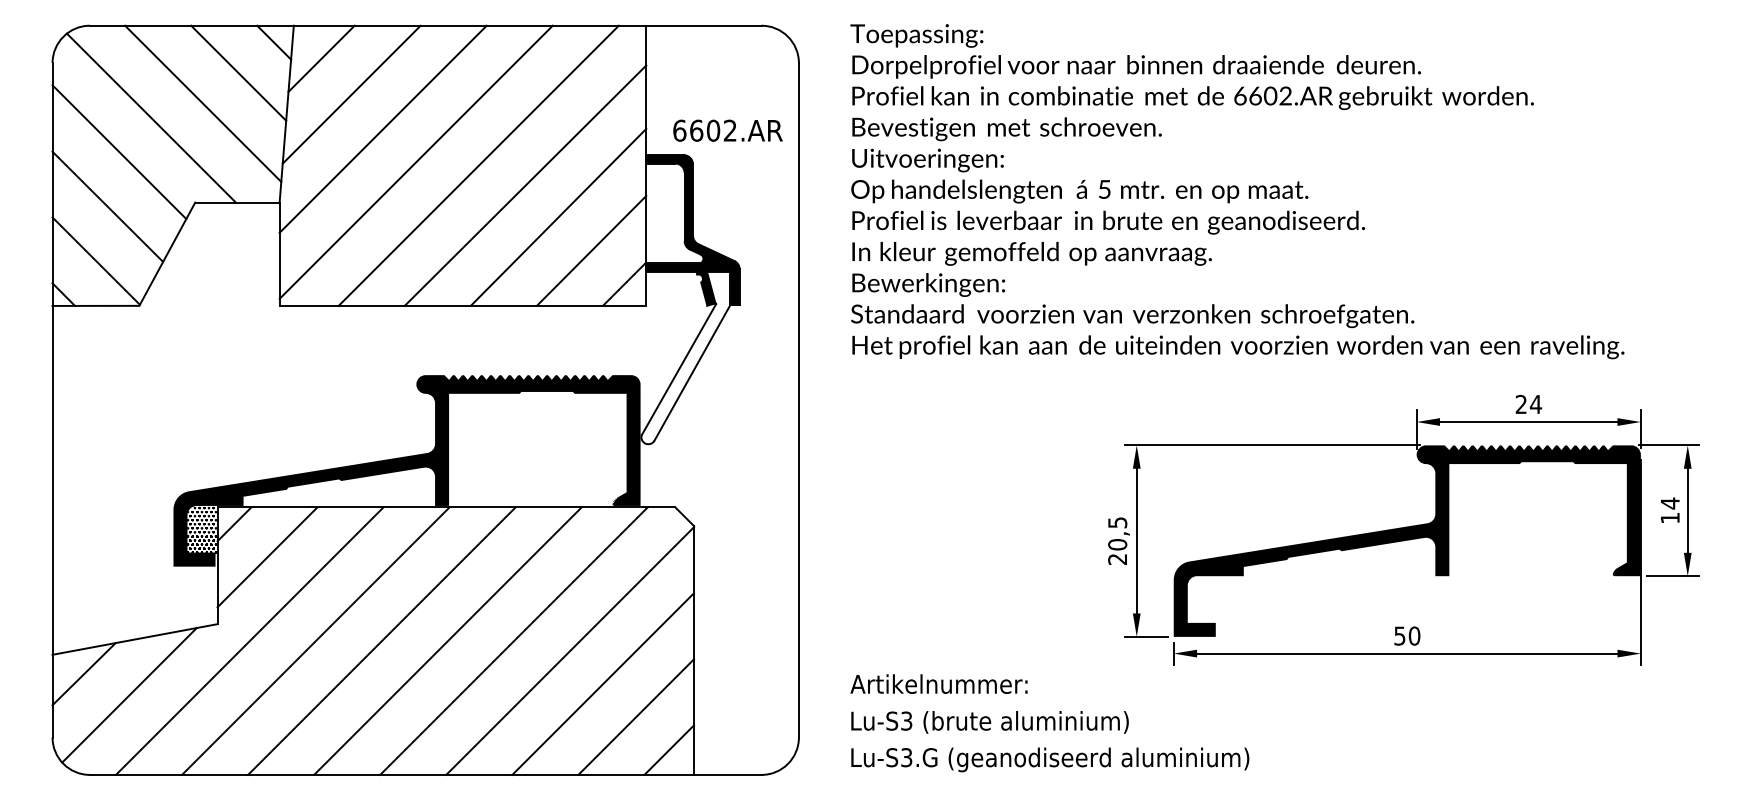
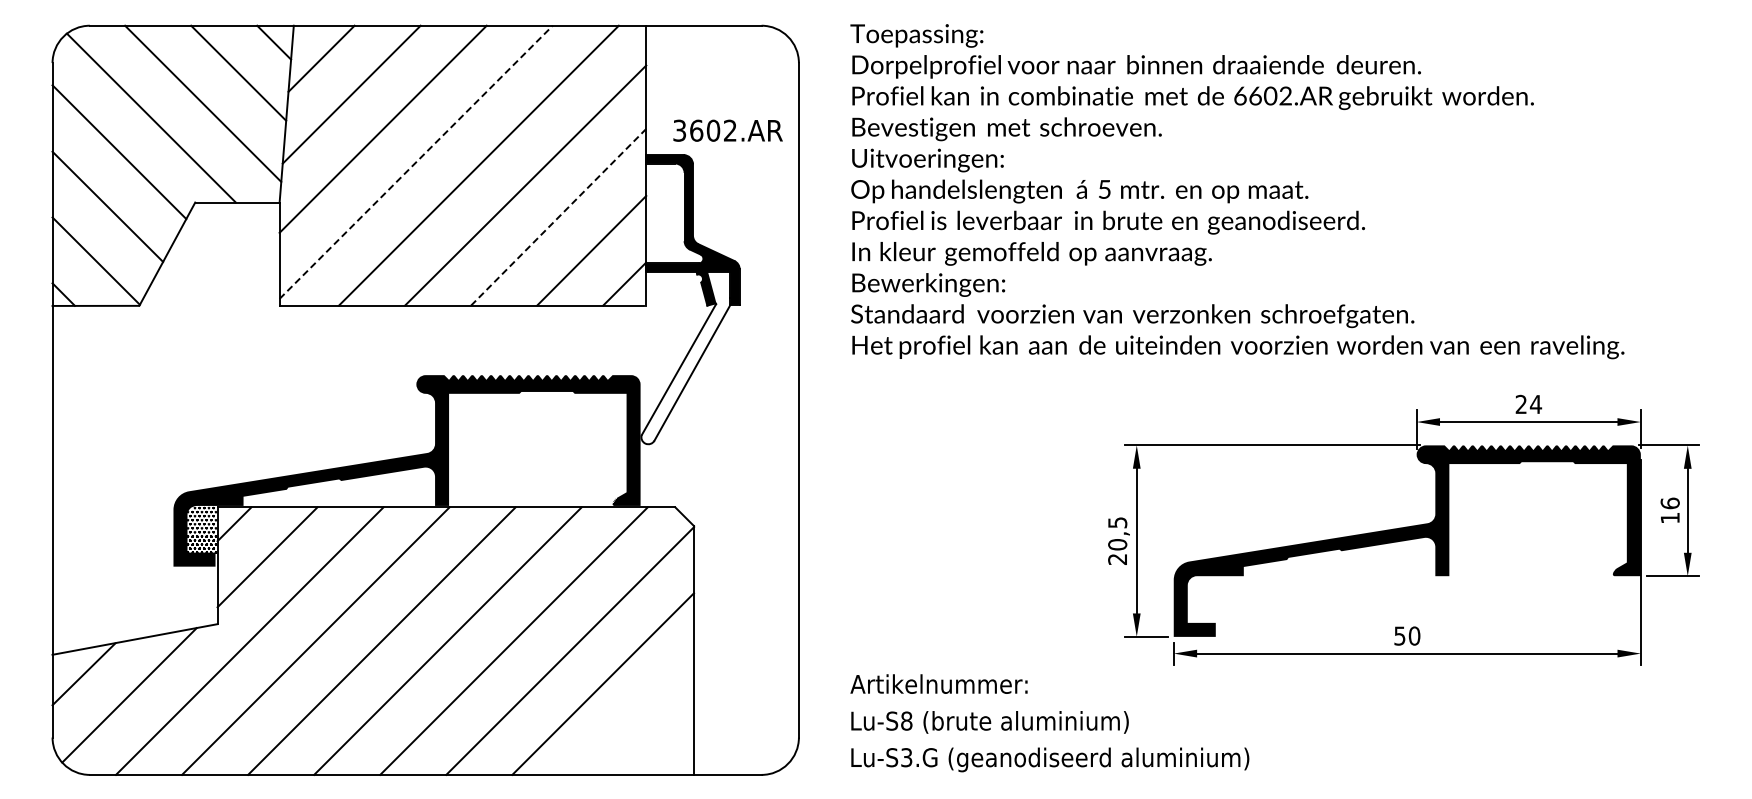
text: 6602.AR -> 3602.AR (679, 130)
line: solid -> dashed (416, 161)
line: solid -> dashed (559, 216)
text: 14 -> 16 (1669, 503)
line: present -> none (636, 716)
text: Lu-S3 -> Lu-S8 (906, 720)
line: present -> none (669, 749)
